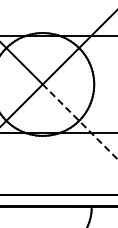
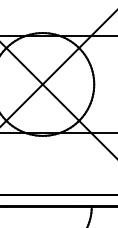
line: dashed -> solid (80, 121)
